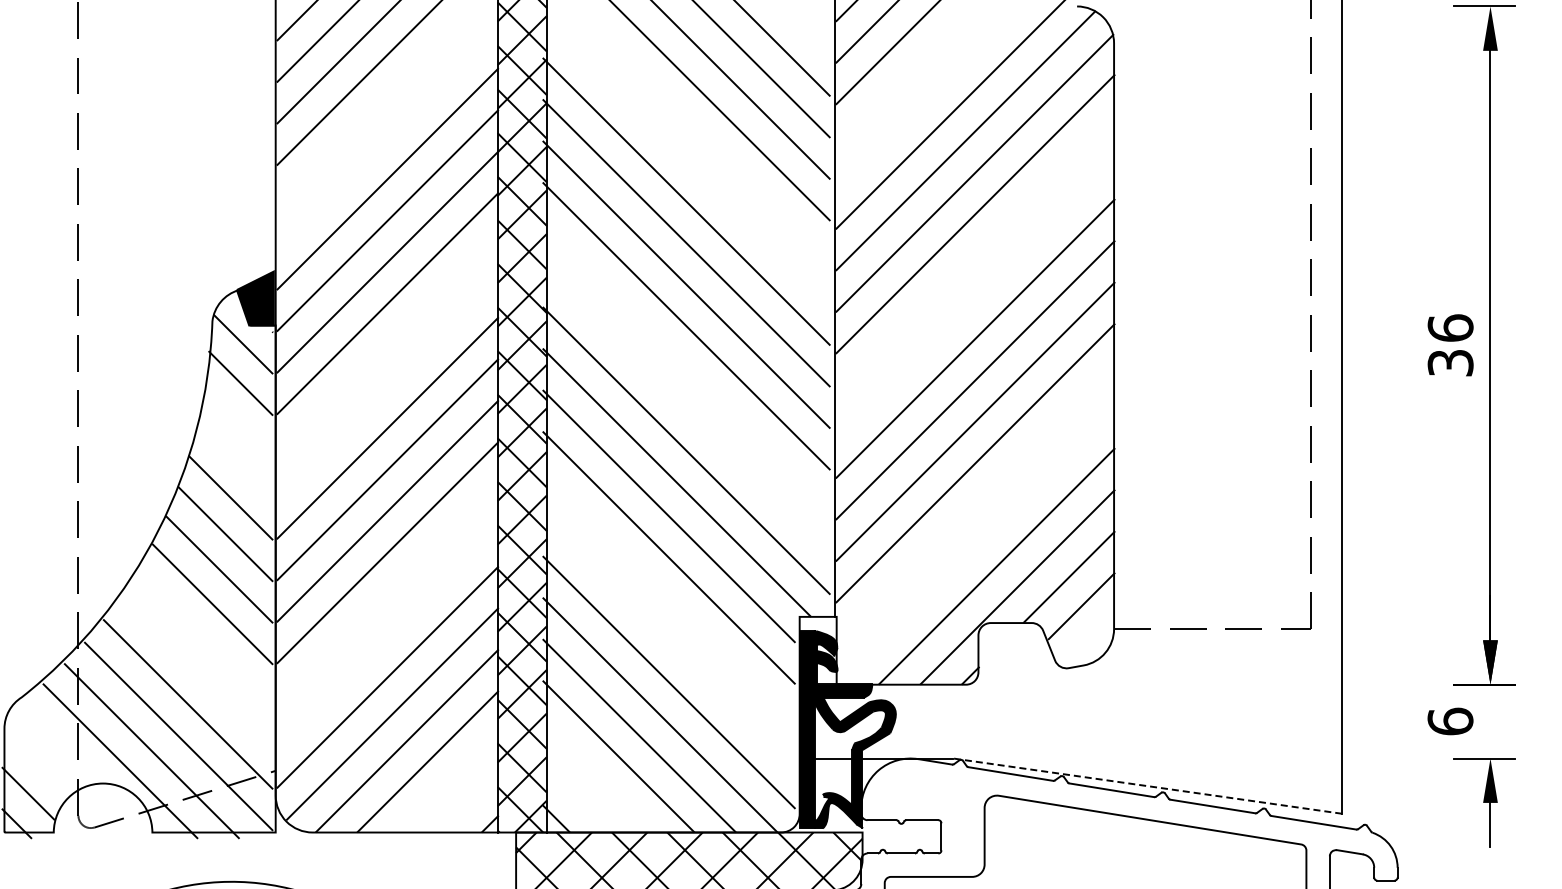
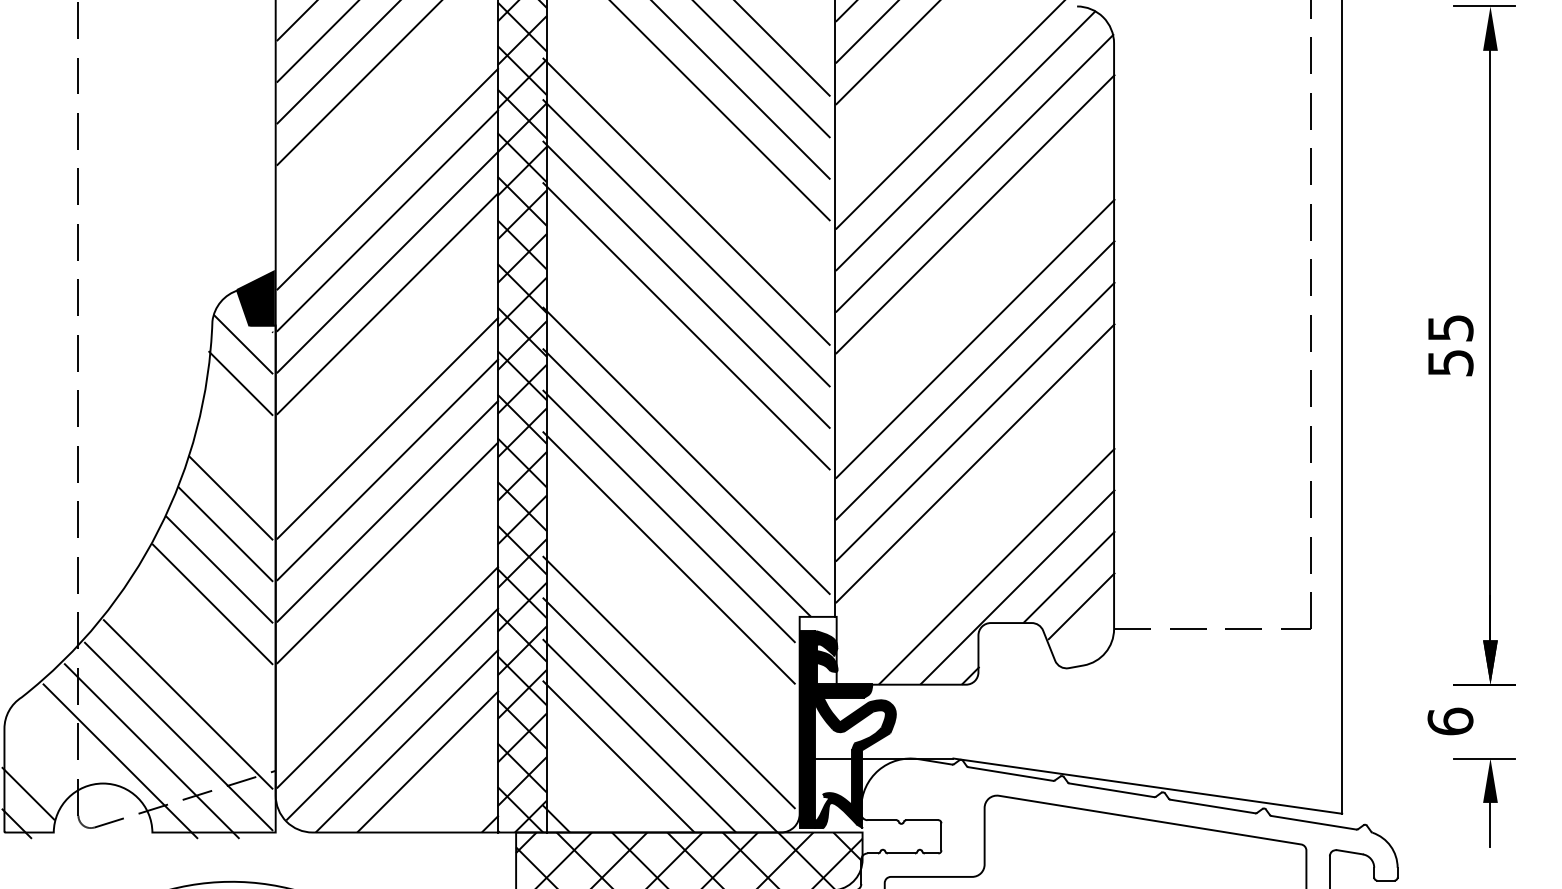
text: 36 -> 55 (1450, 344)
line: dashed -> solid (1147, 786)
